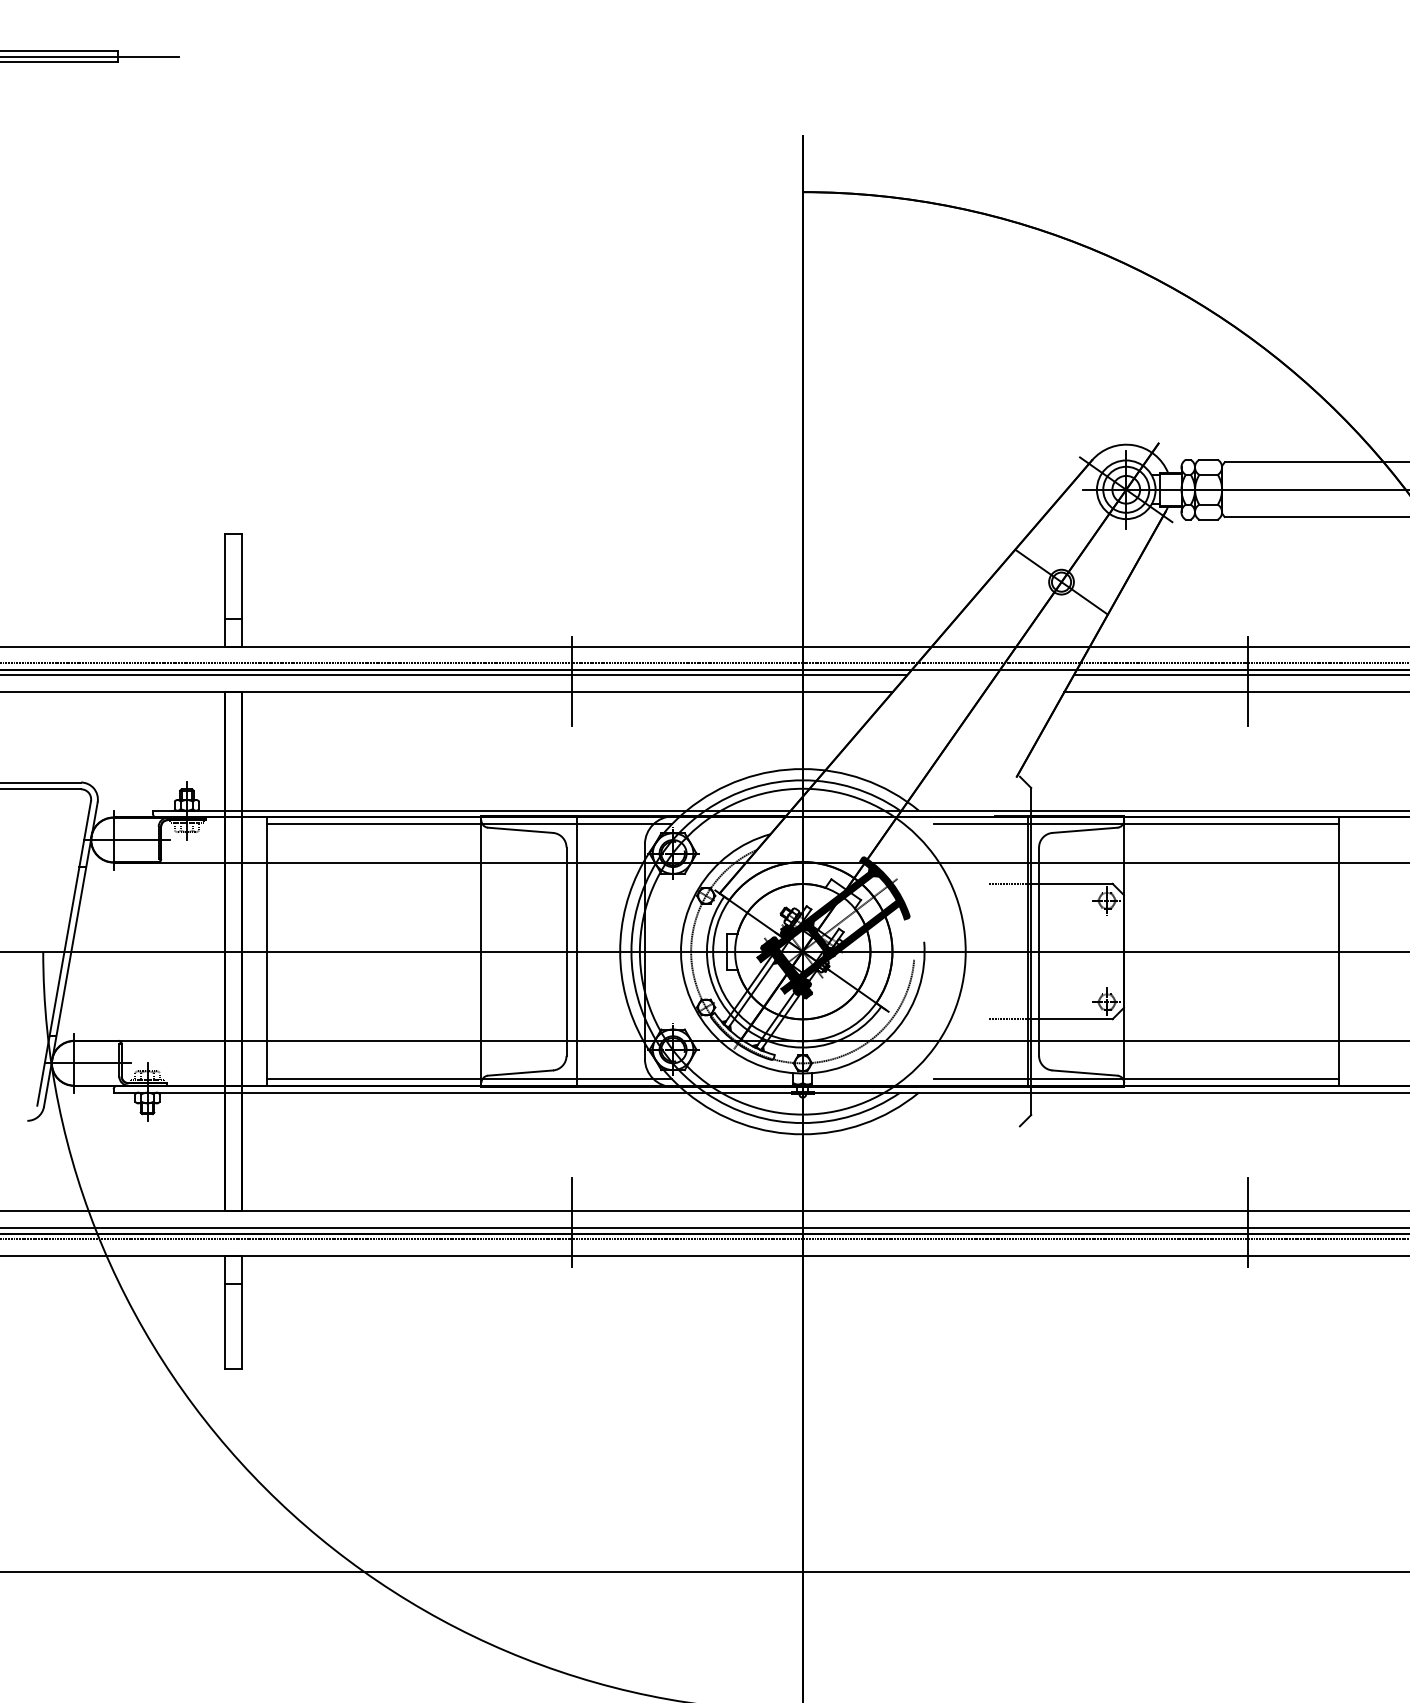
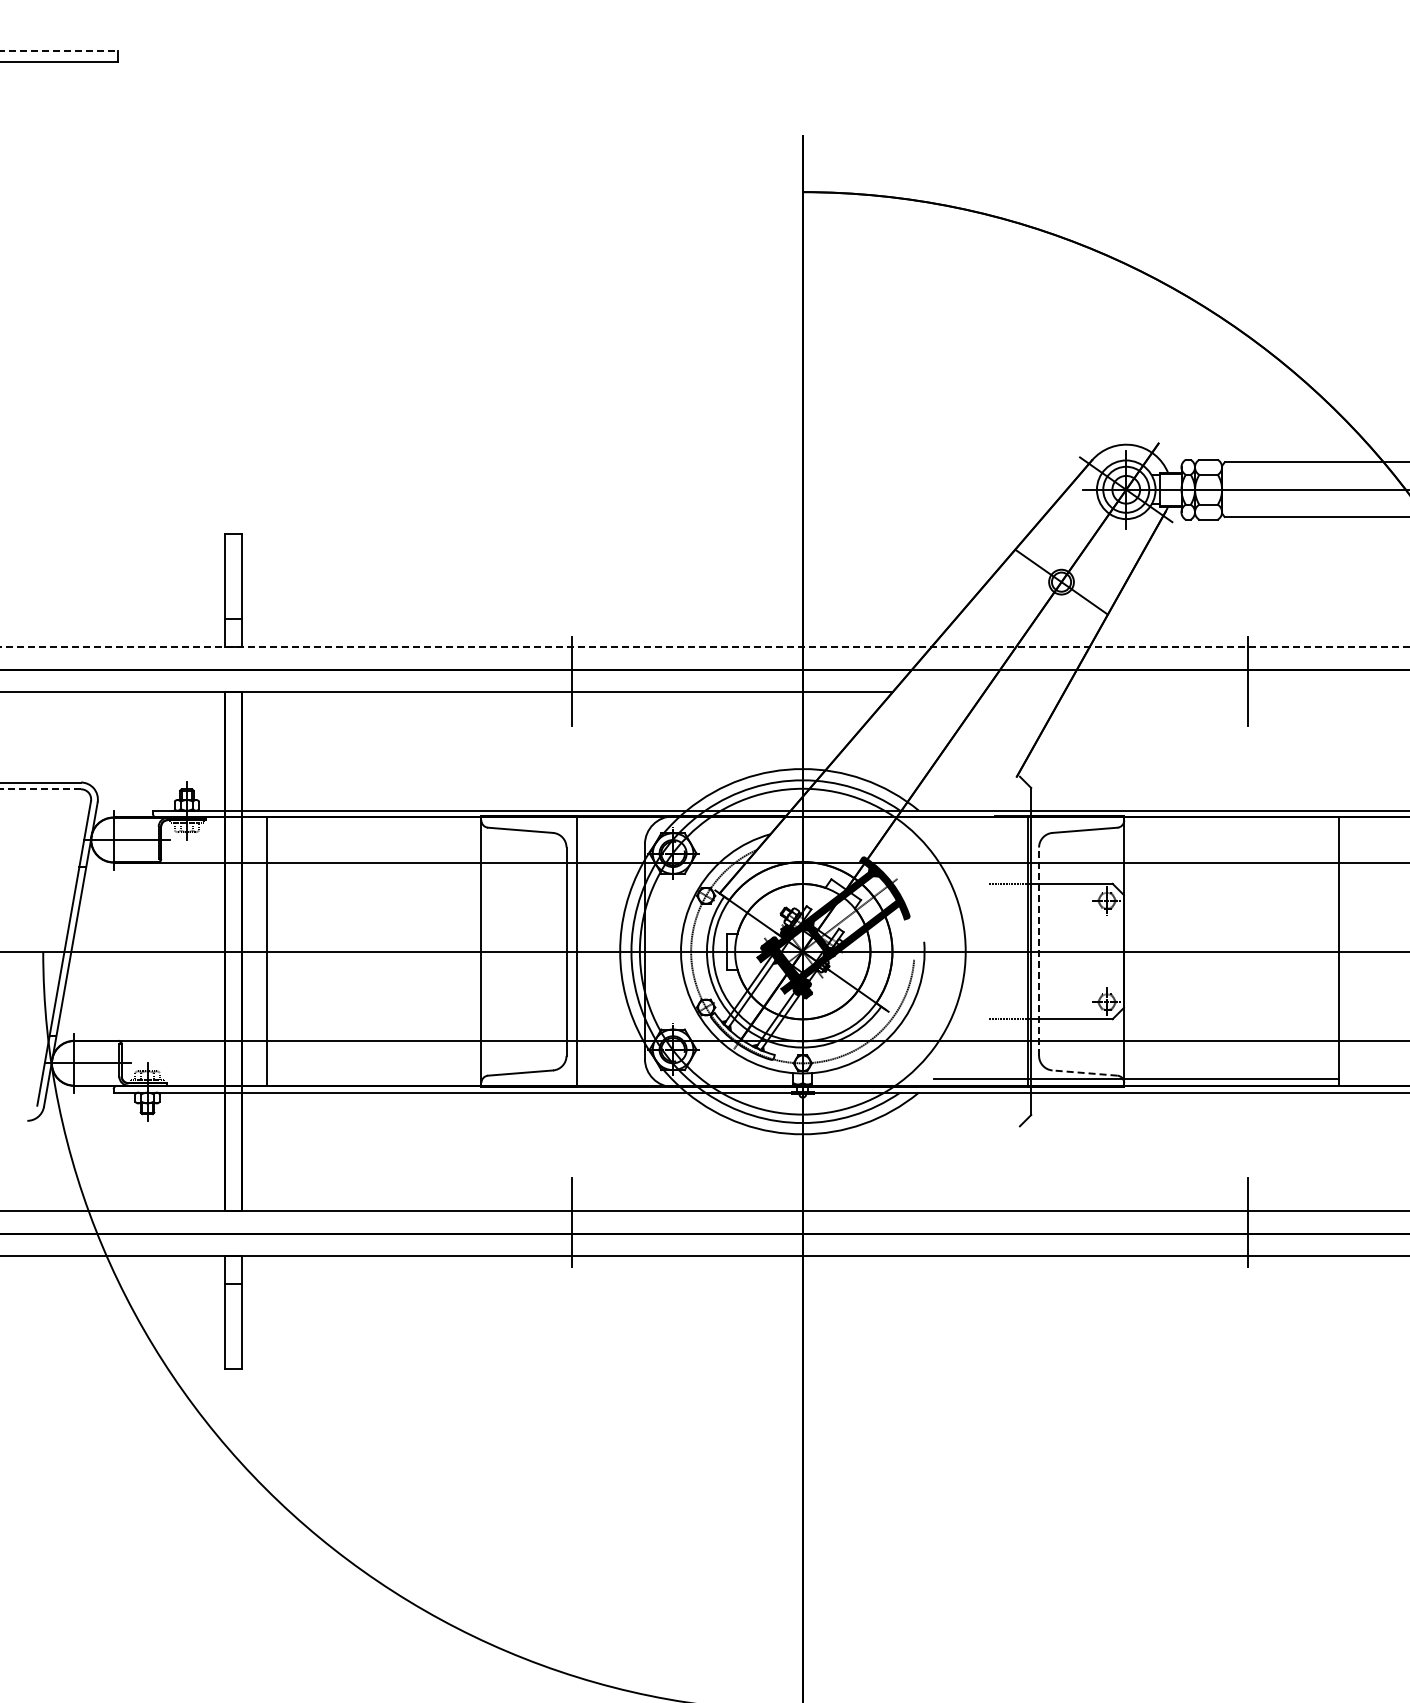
line: solid -> dashed (59, 51)
line: present -> none (90, 56)
line: solid -> dashed (705, 647)
line: present -> none (704, 663)
line: present -> none (454, 675)
line: present -> none (1239, 675)
line: present -> none (1235, 692)
line: solid -> dashed (40, 789)
line: present -> none (469, 824)
line: present -> none (1135, 824)
line: solid -> dashed (1039, 951)
line: solid -> dashed (1085, 1073)
line: present -> none (469, 1079)
line: present -> none (704, 1228)
line: present -> none (704, 1239)
line: present -> none (704, 1571)
